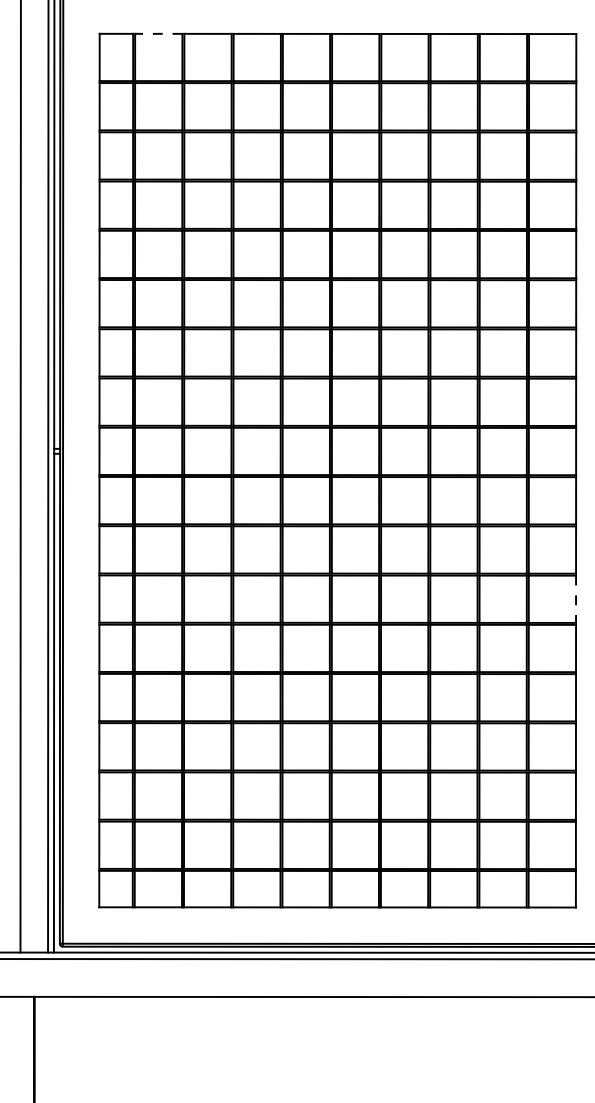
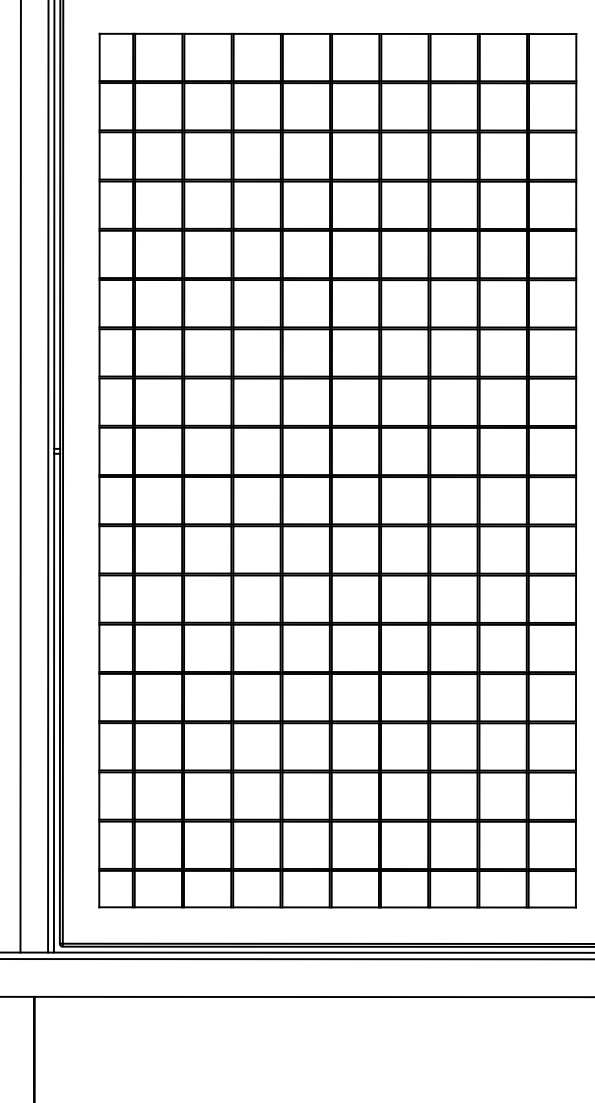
line: dashed -> solid (158, 33)
line: dashed -> solid (576, 599)
